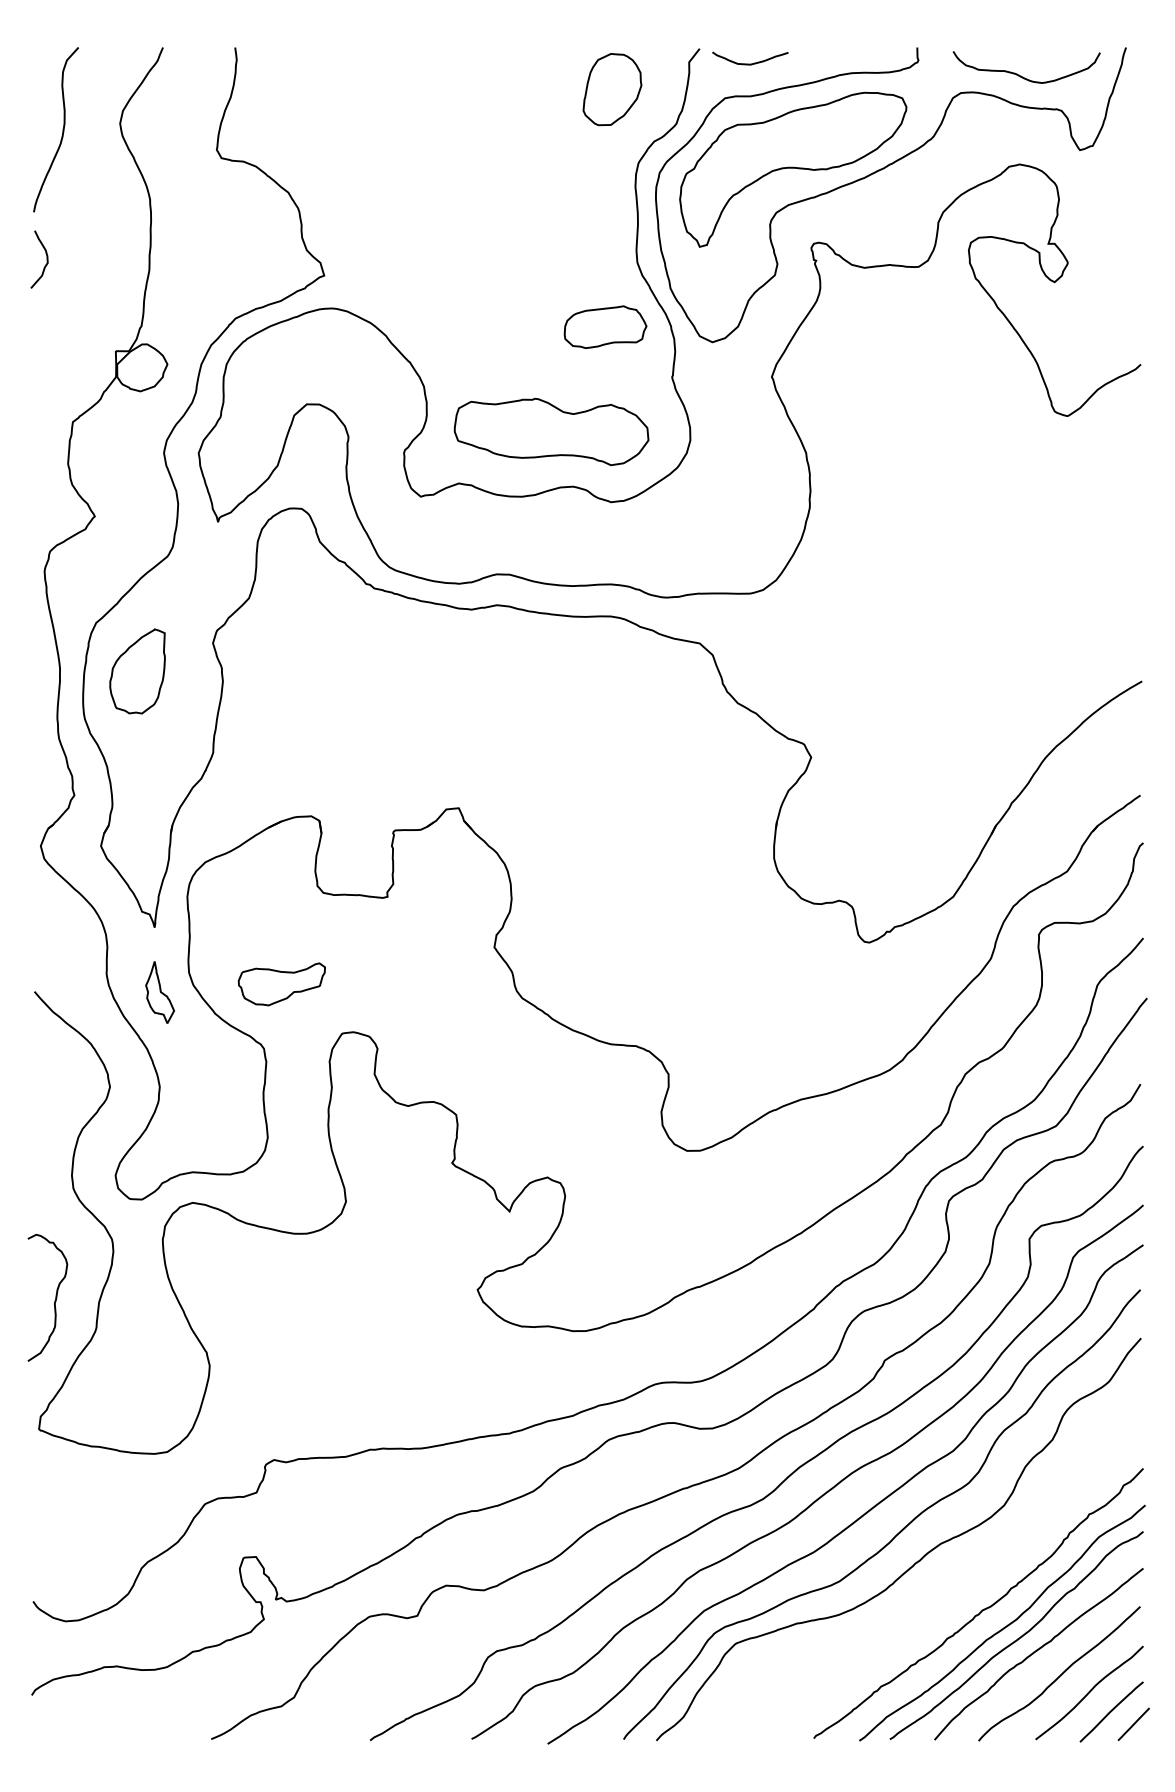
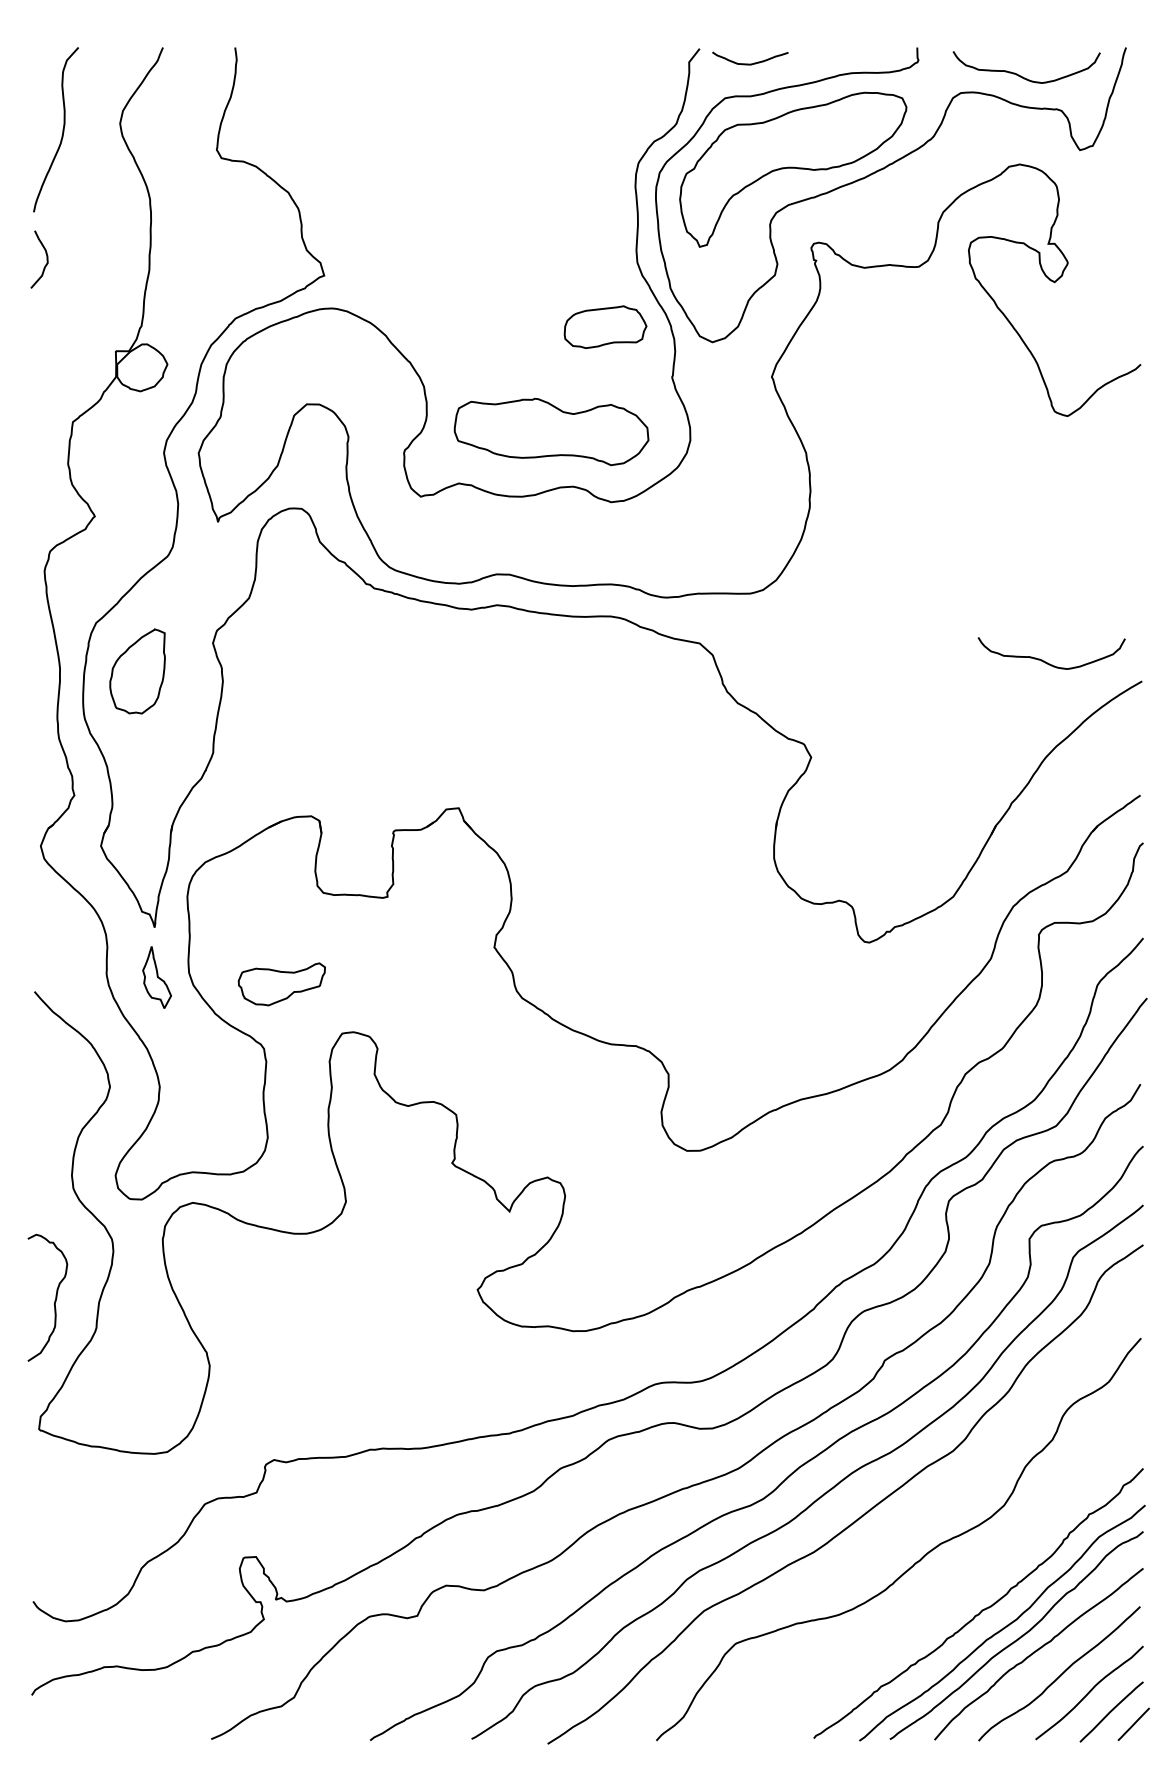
part: present -> none (612, 89)
curve: none -> present (1046, 661)
part position: (159, 992) -> (156, 977) (156, 977)
curve: present -> none (899, 1531)
